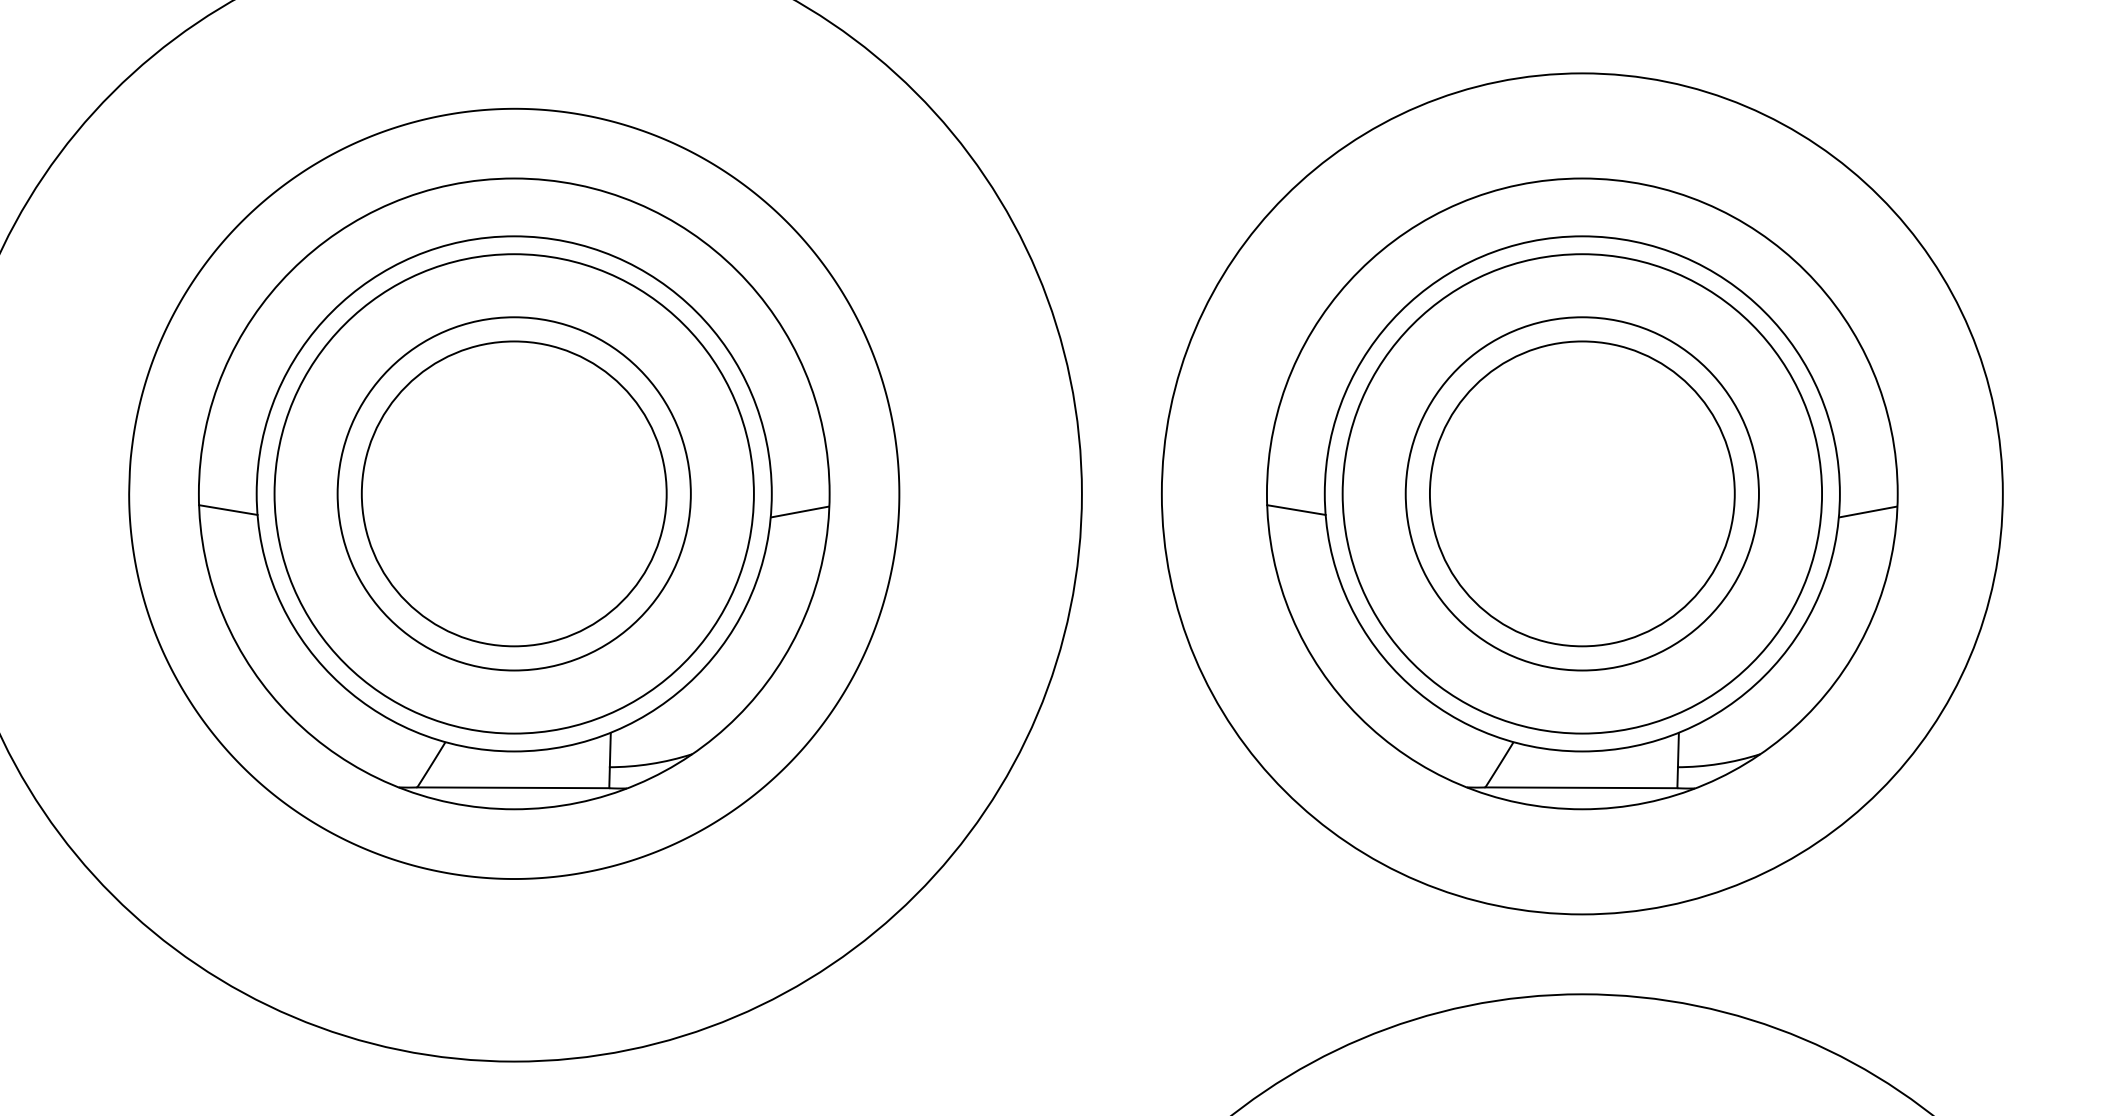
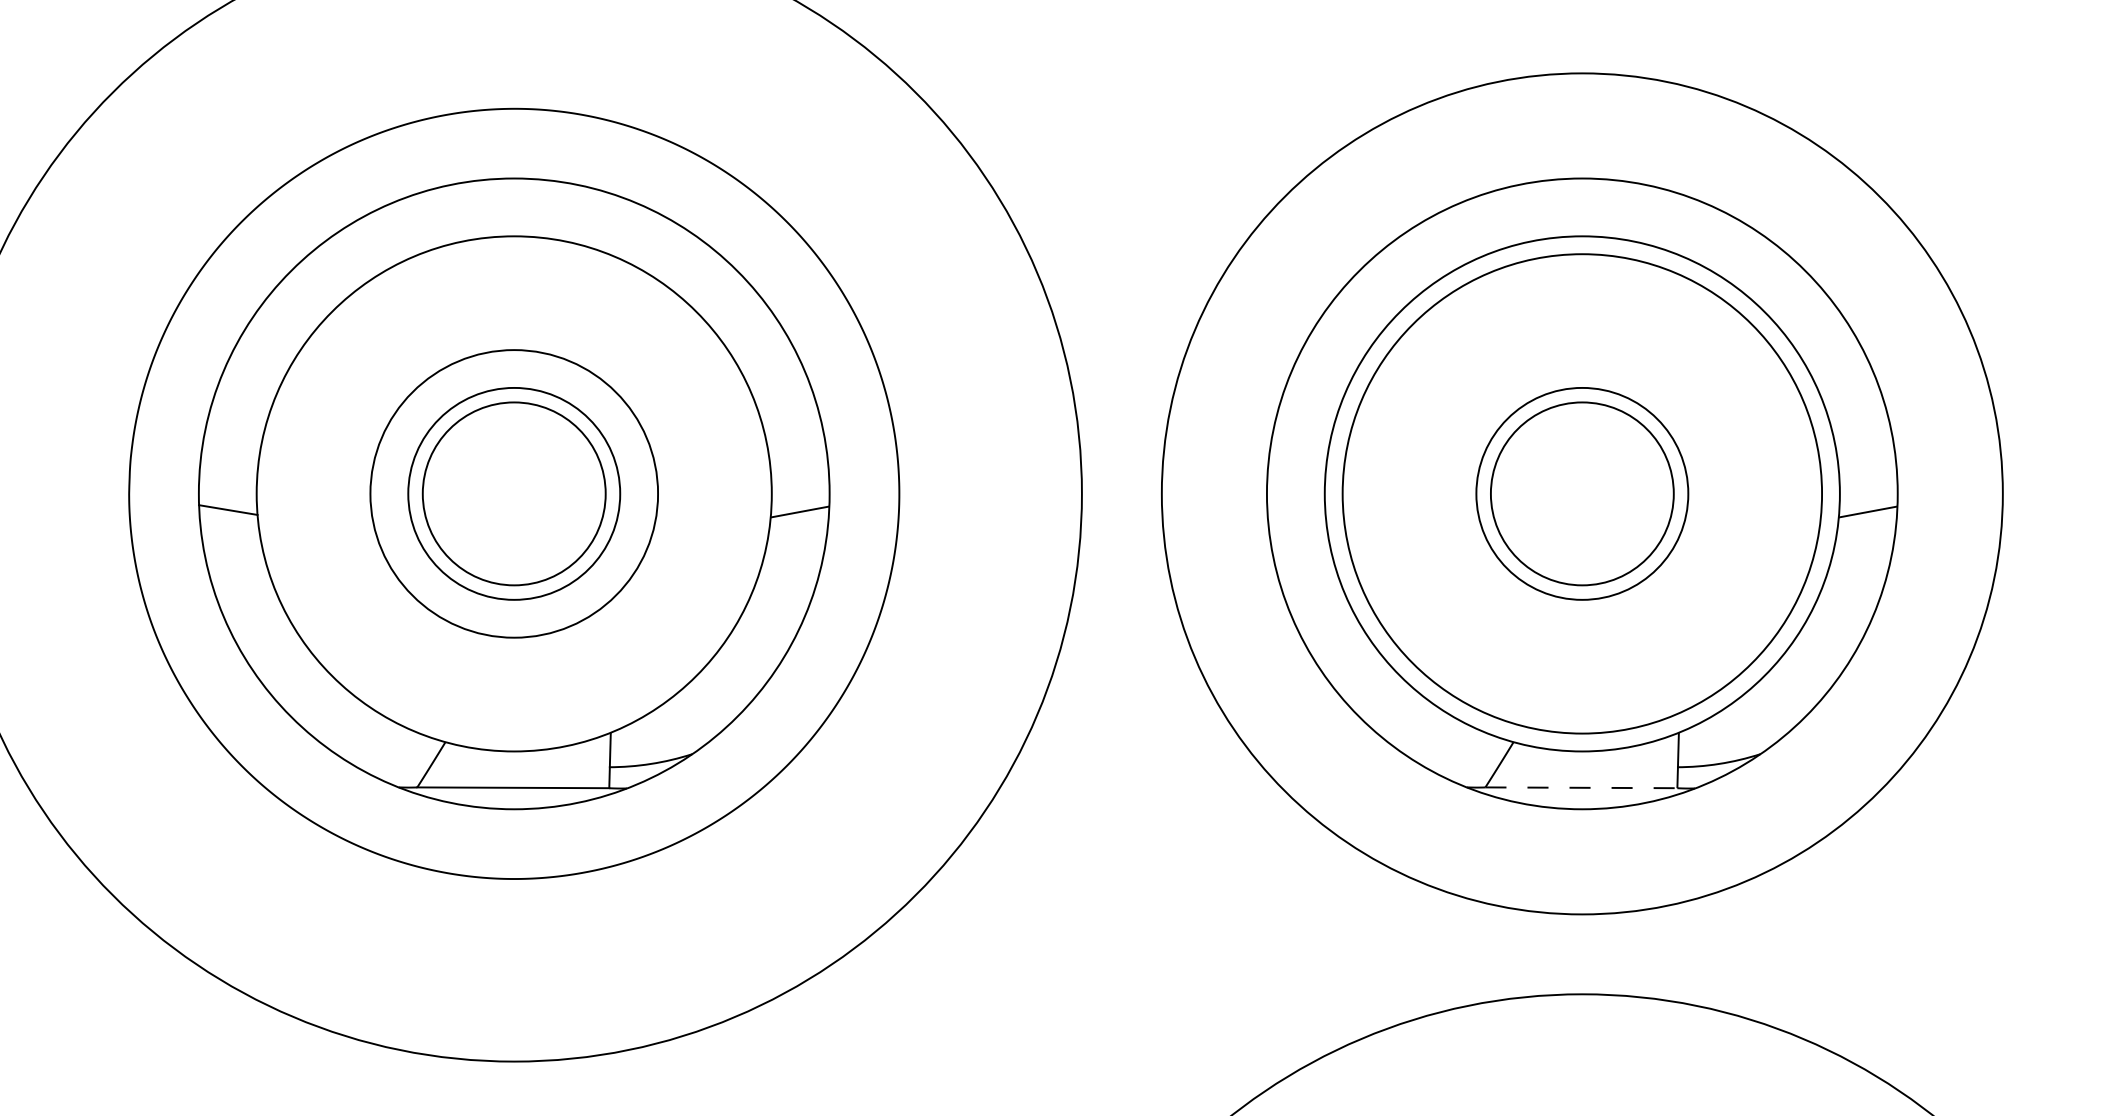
circle diameter: 305 px -> 183 px (513, 493)
circle diameter: 353 px -> 212 px (514, 493)
circle diameter: 479 px -> 288 px (514, 493)
circle diameter: 305 px -> 183 px (1581, 493)
circle diameter: 353 px -> 212 px (1582, 493)
line: present -> none (1296, 509)
line: solid -> dashed (1581, 787)
